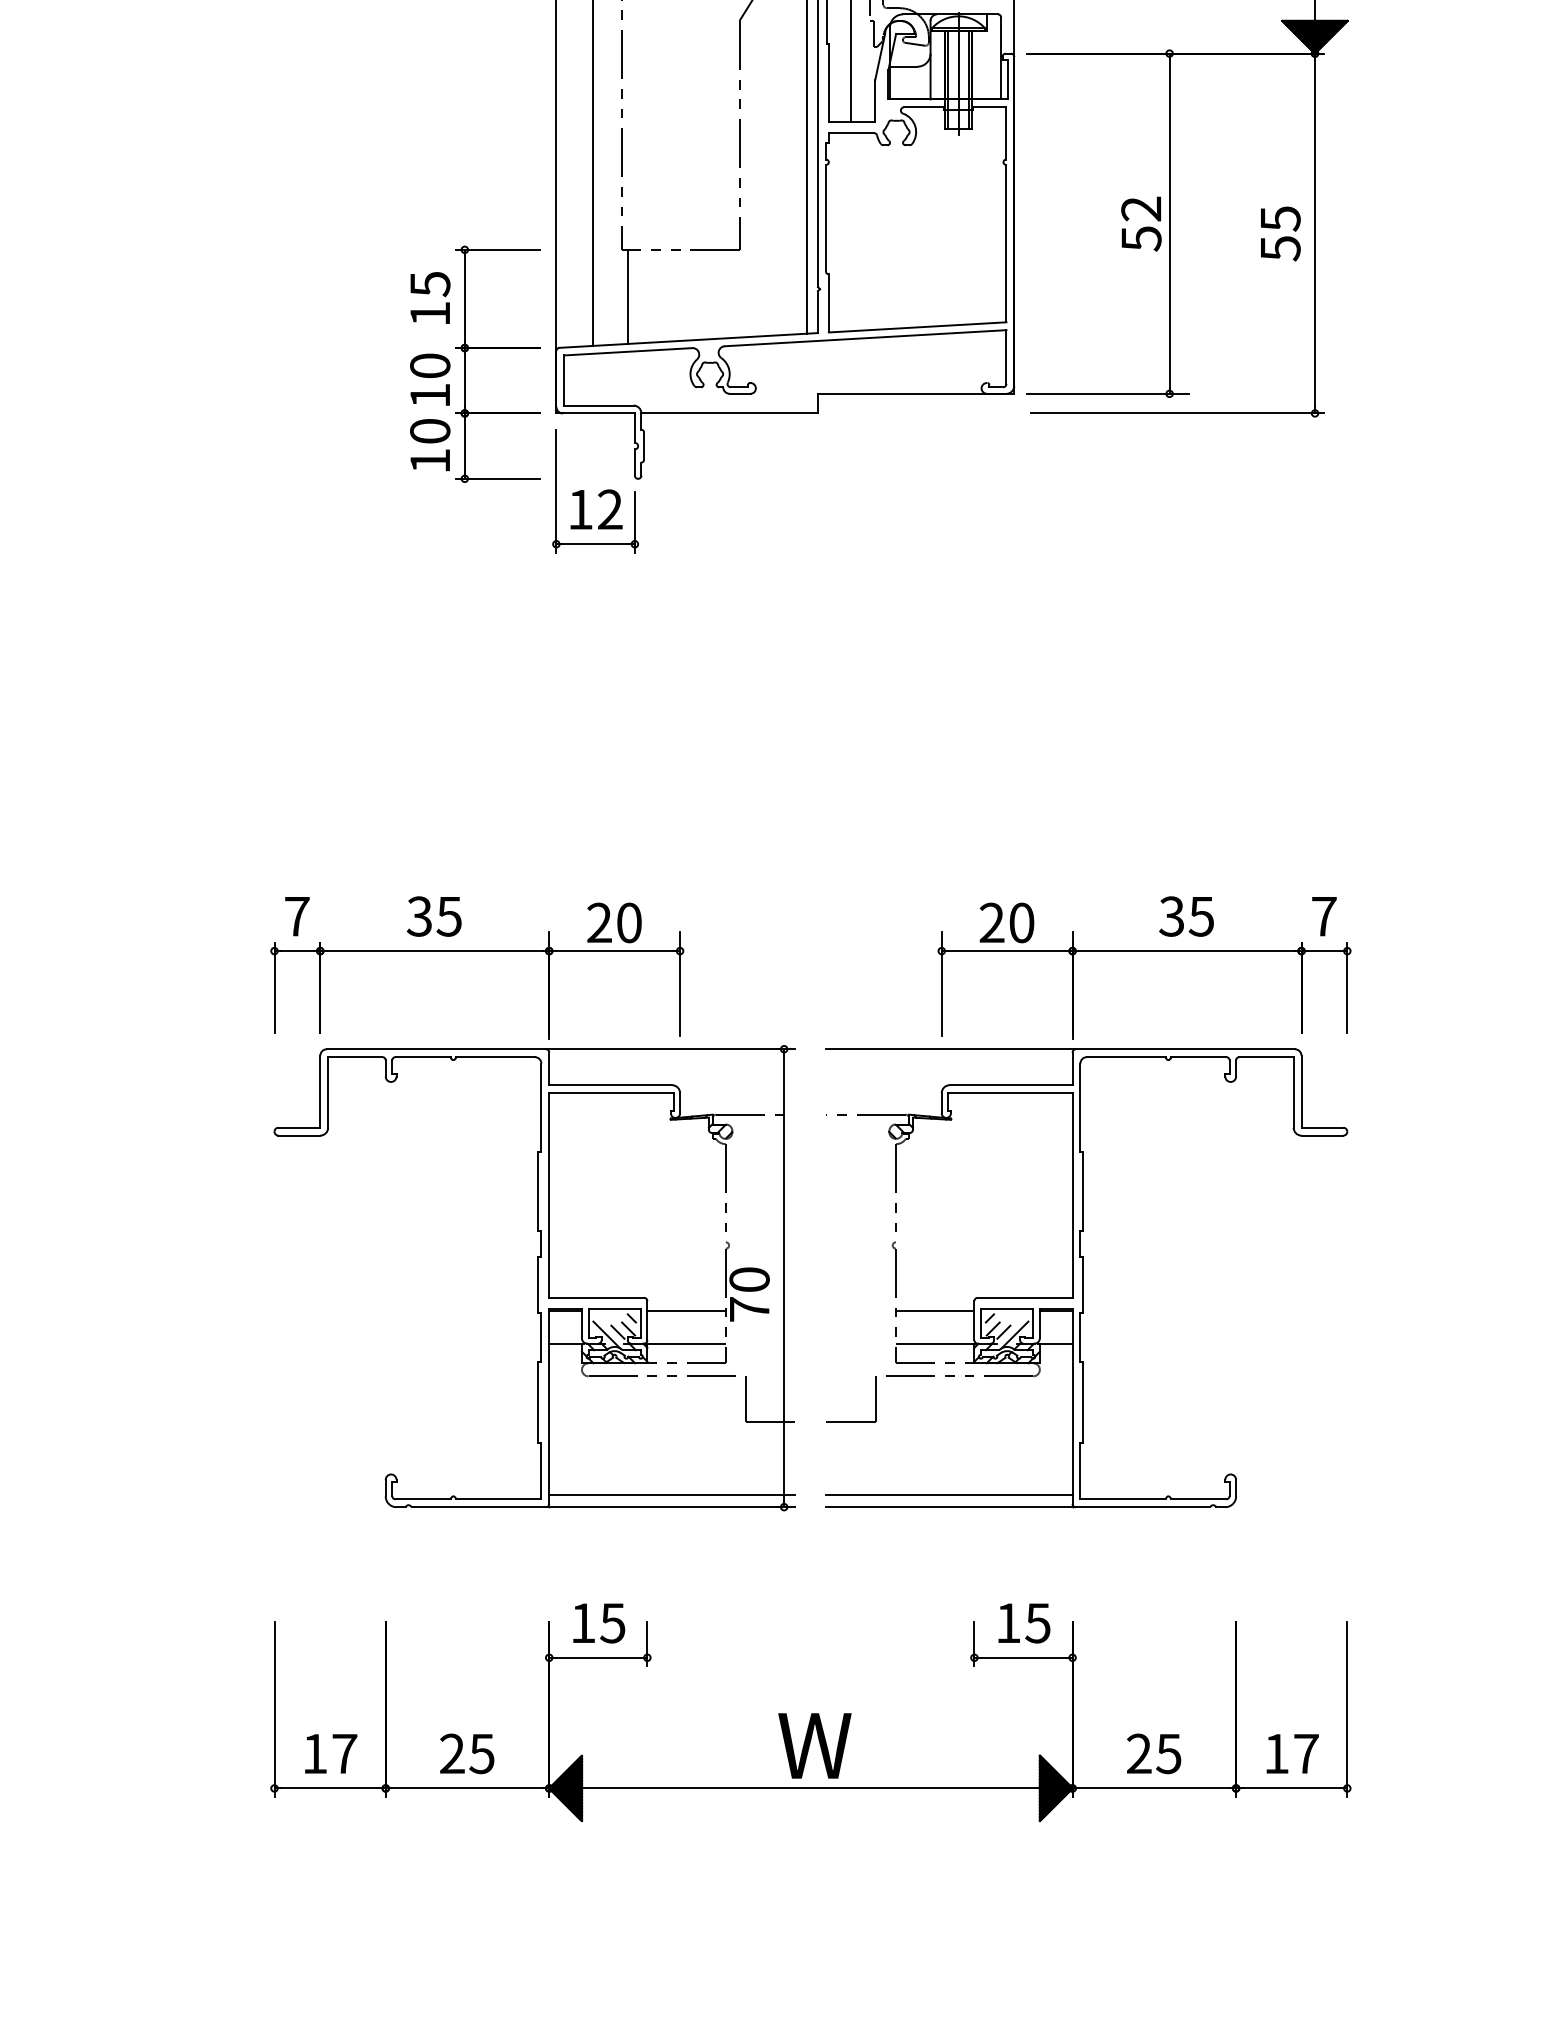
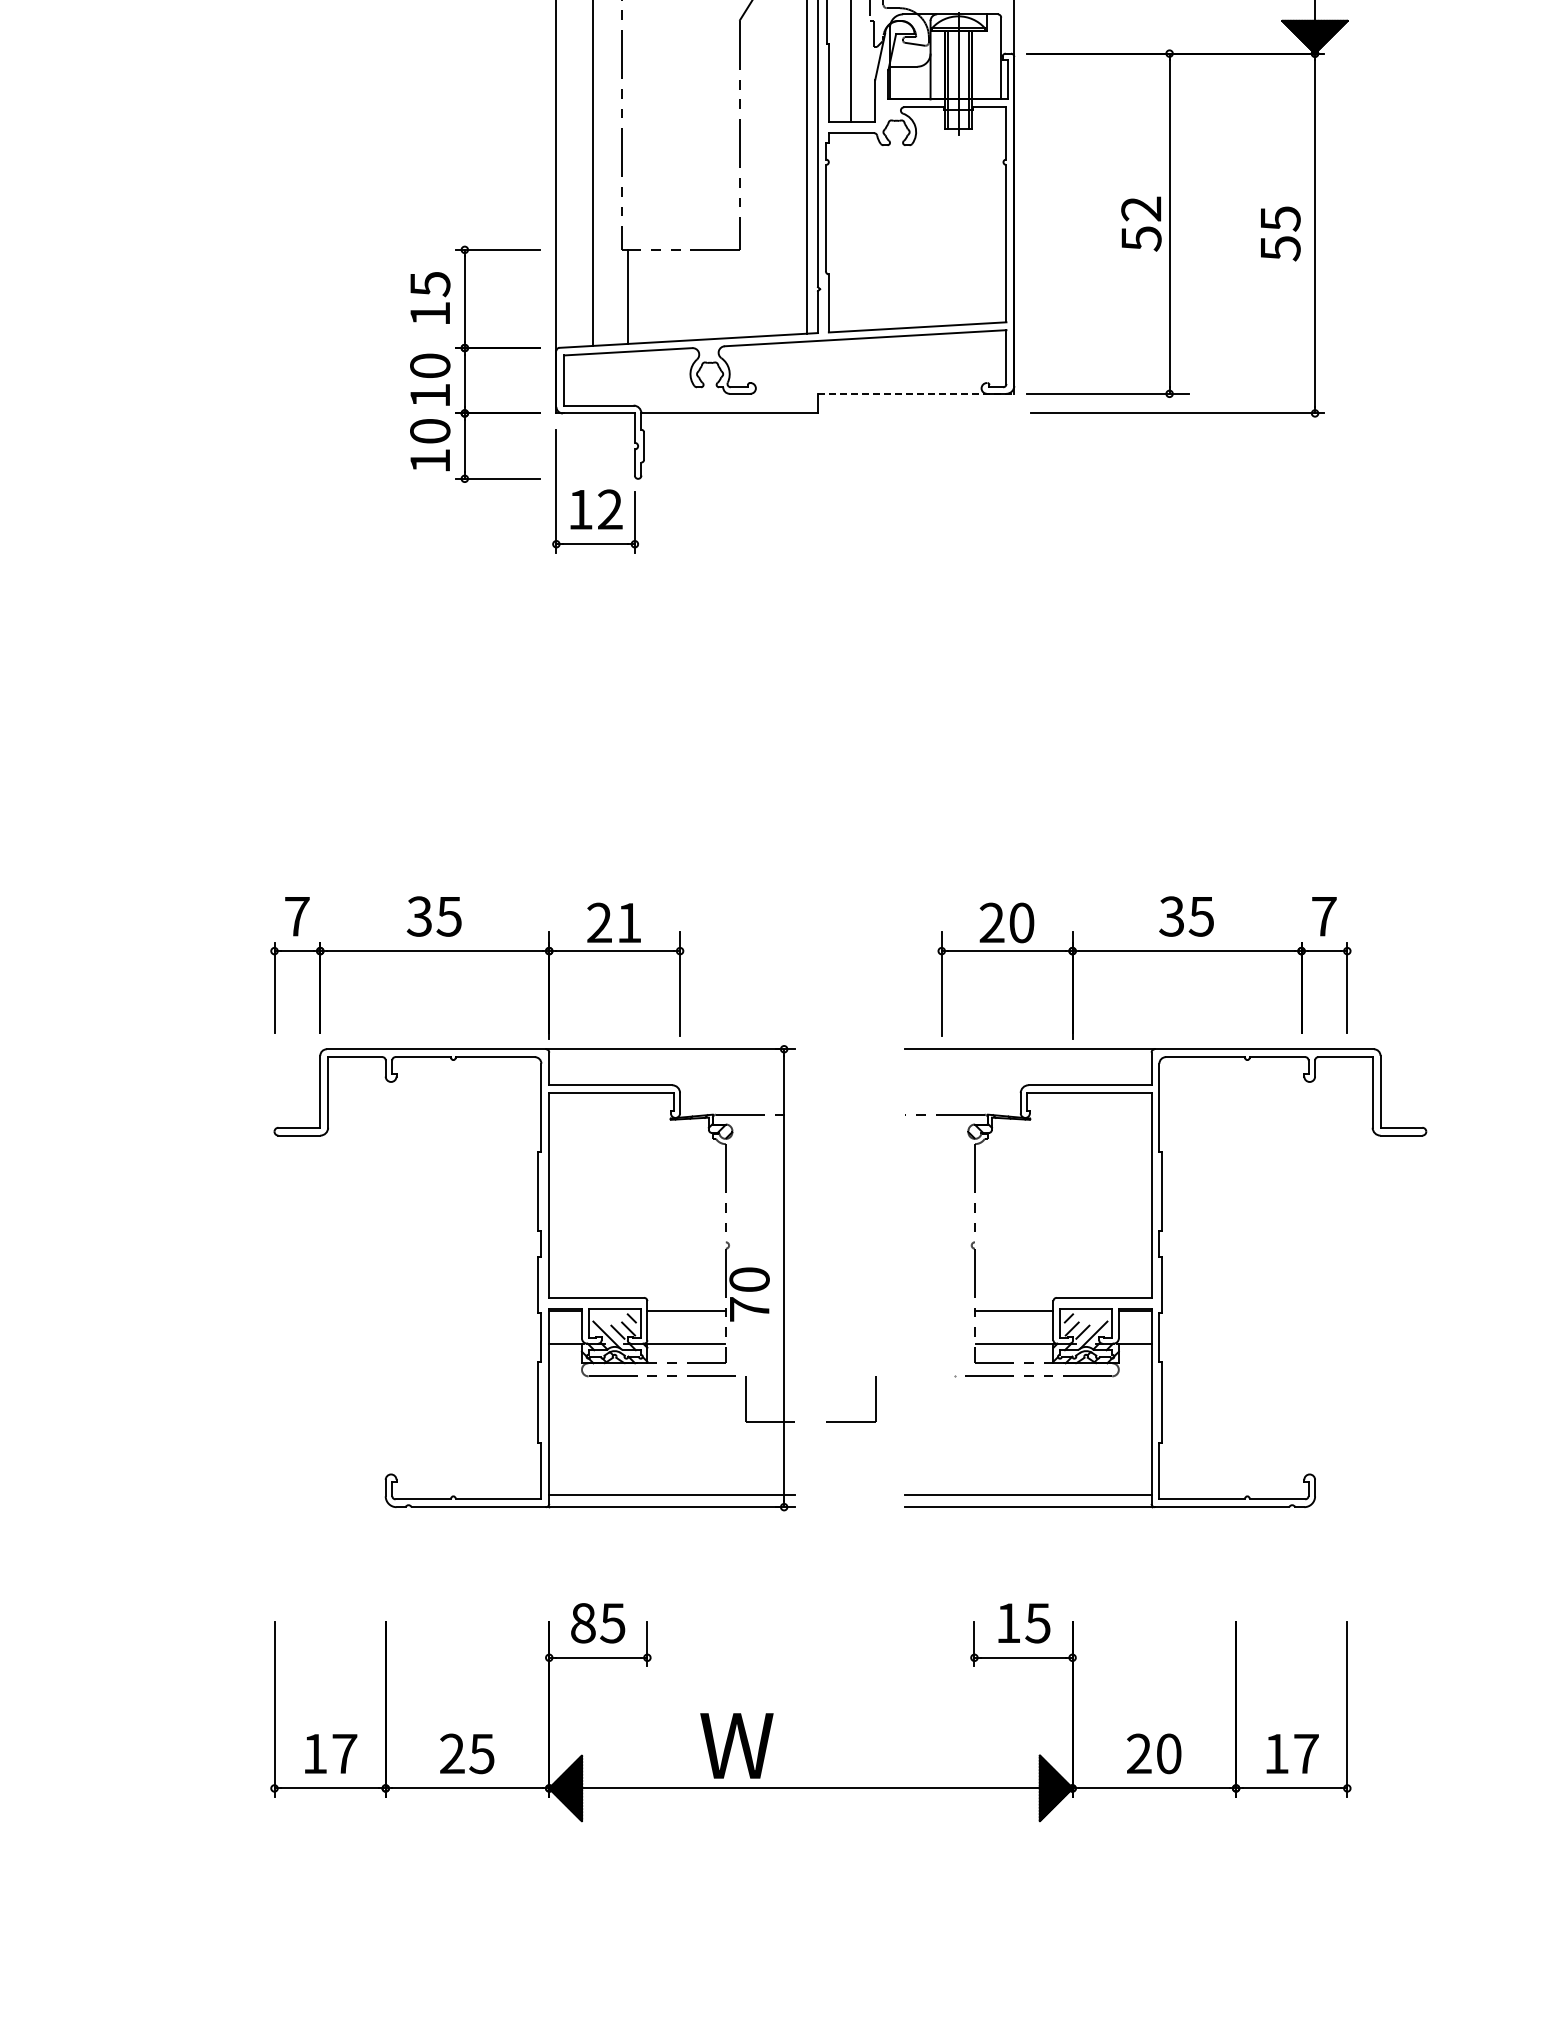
line: solid -> dashed (916, 393)
text: 20 -> 21 (629, 922)
part position: (1086, 1278) -> (1165, 1278) (1165, 1278)
text: 15 -> 85 (583, 1623)
text position: (814, 1745) -> (736, 1745) (736, 1745)
text: 25 -> 20 (1168, 1753)
